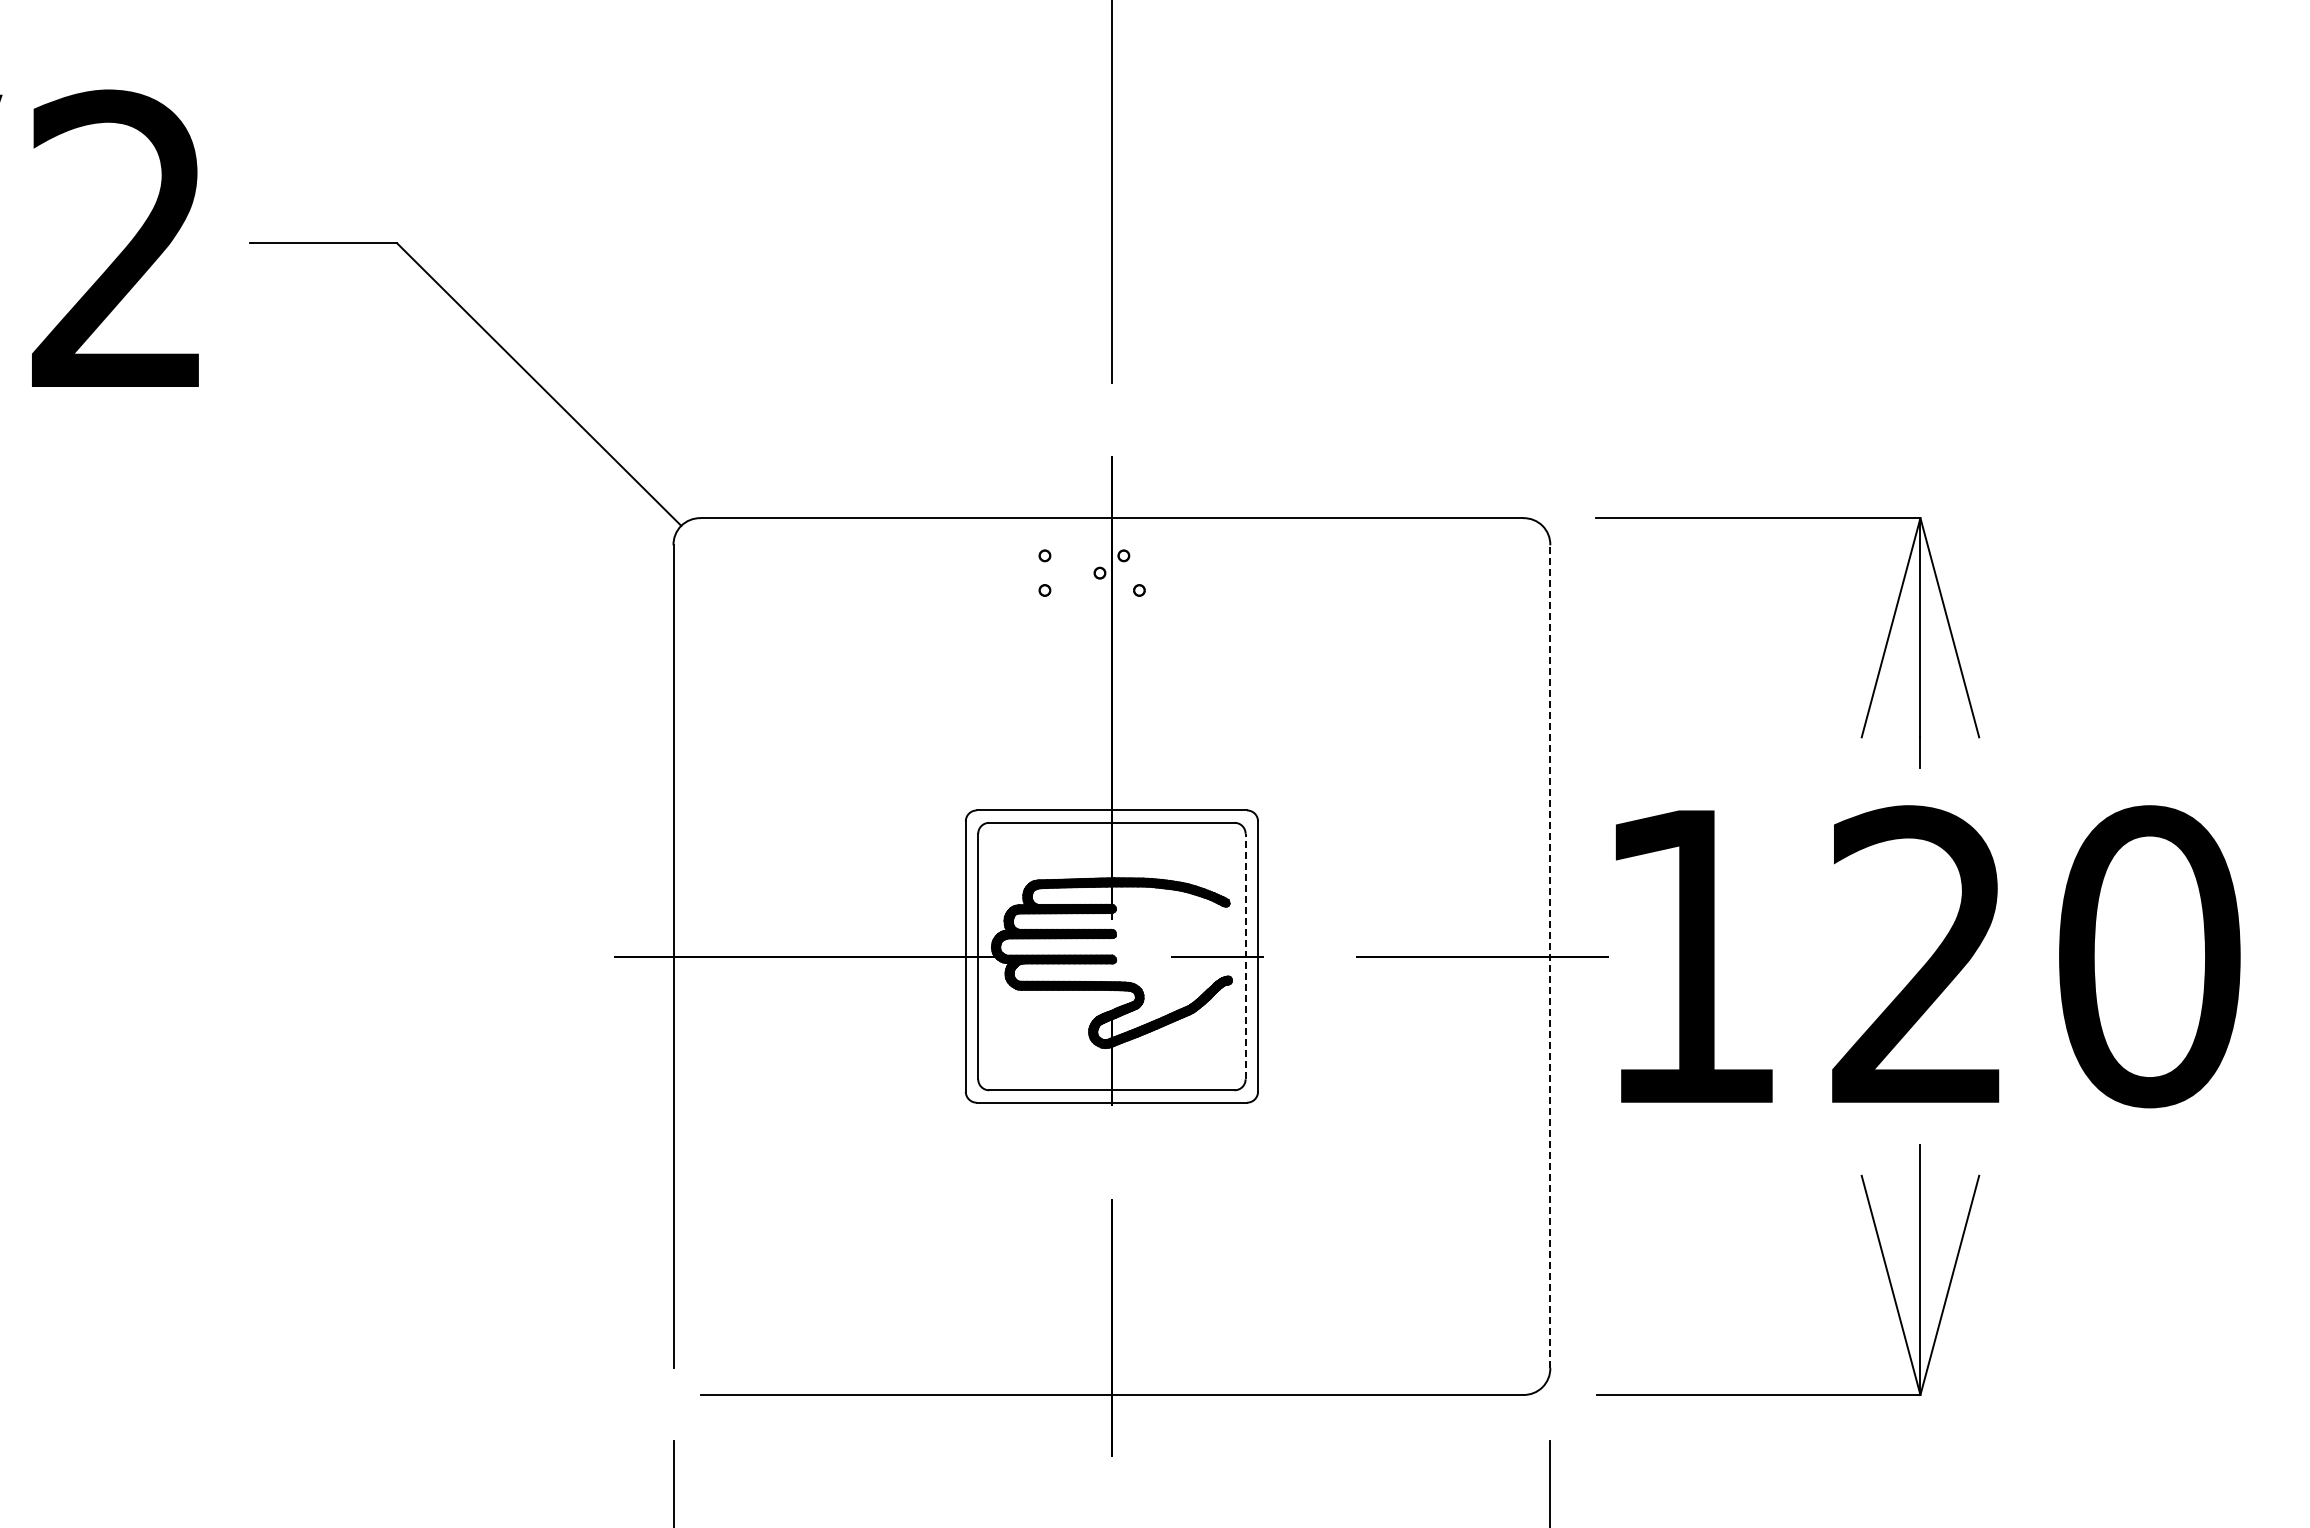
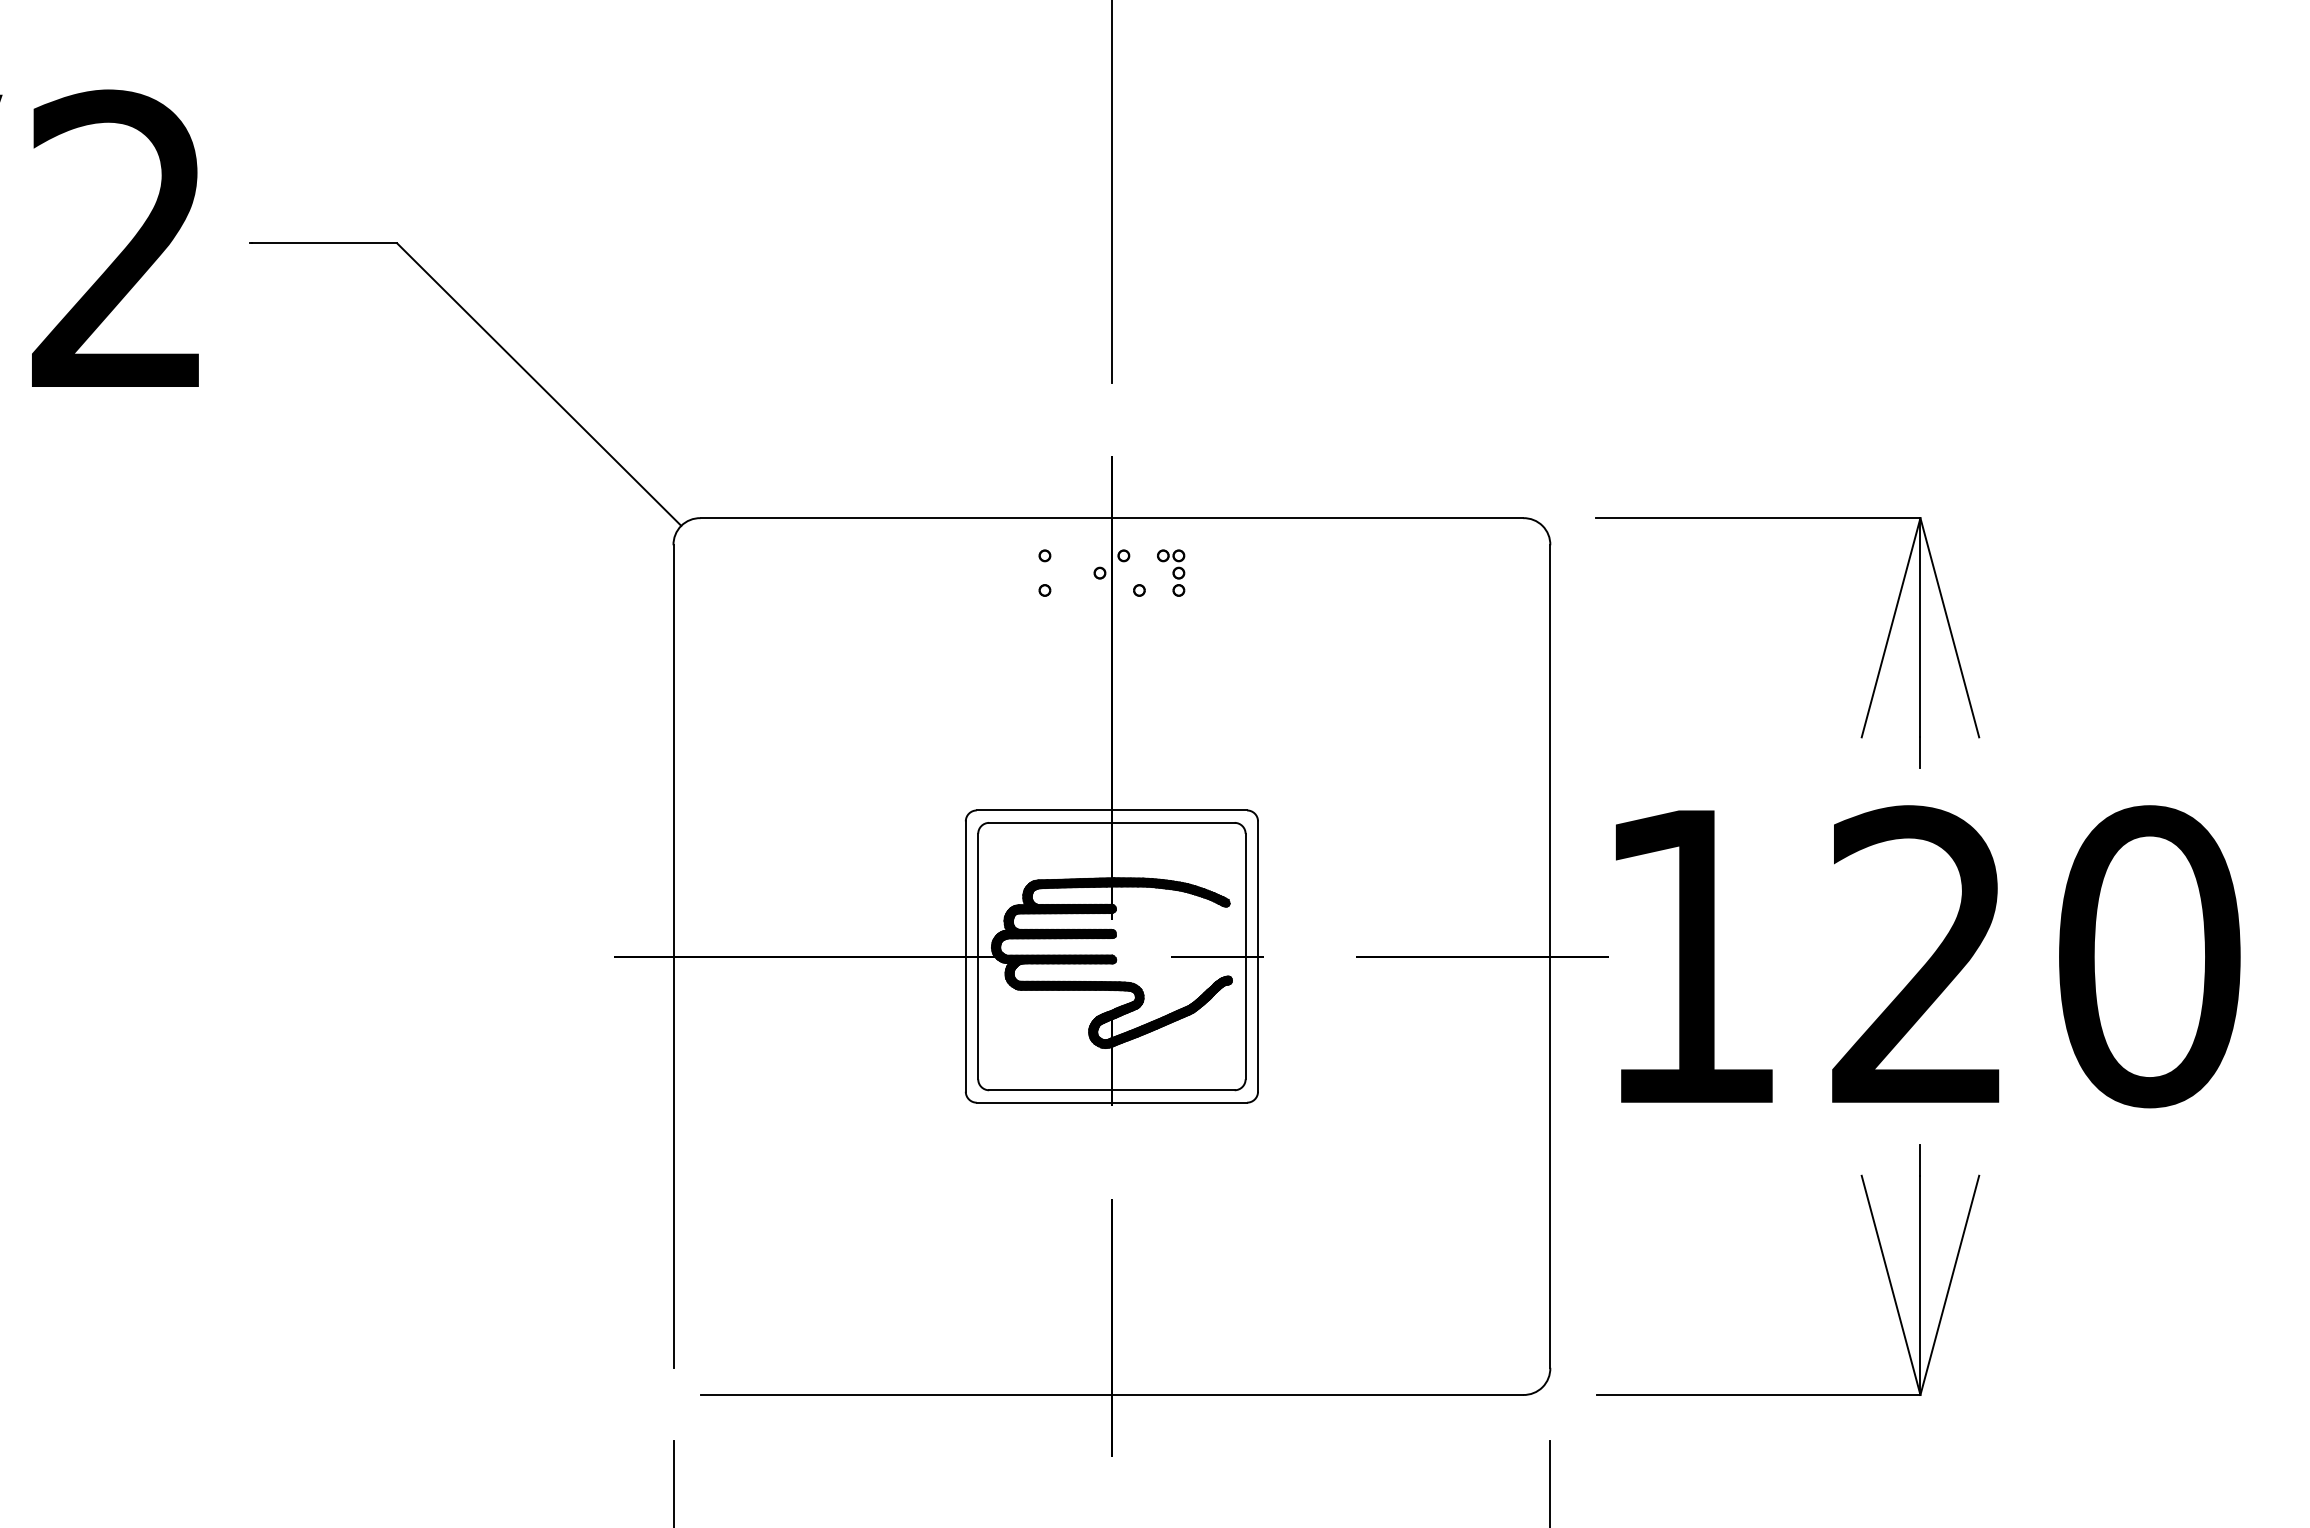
part: none -> present (1171, 572)
line: dashed -> solid (1245, 956)
line: dashed -> solid (1550, 956)
